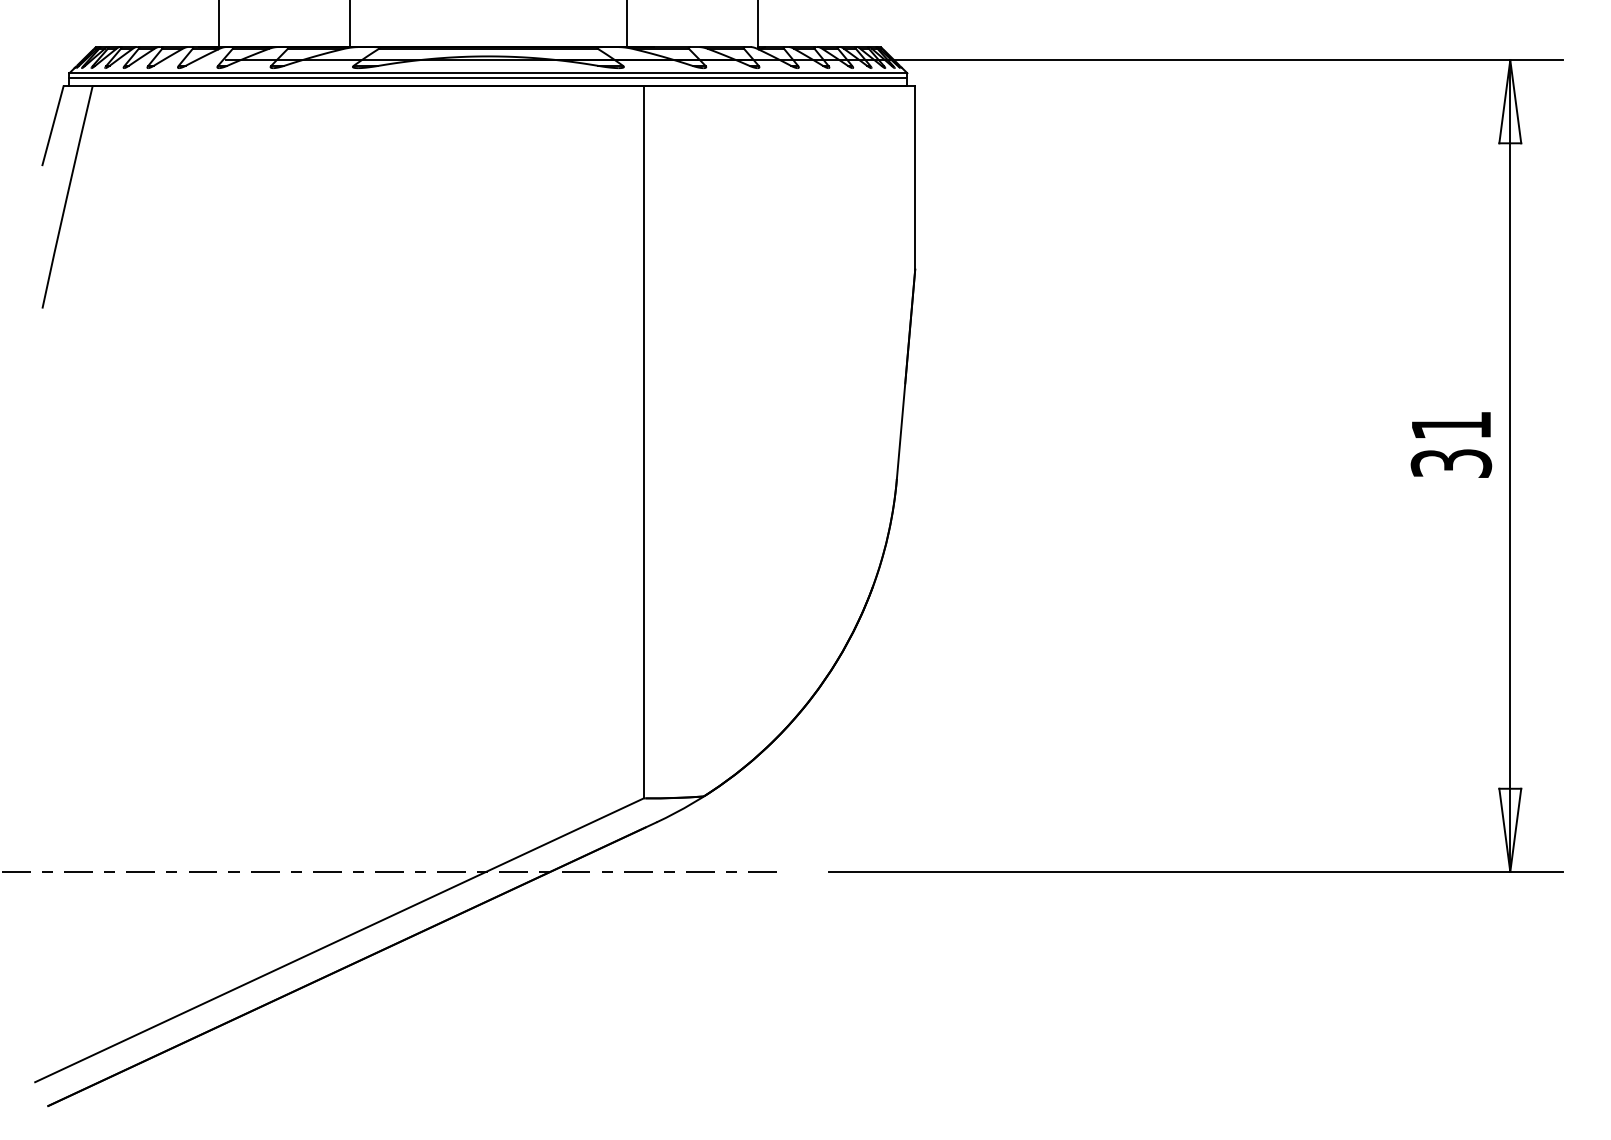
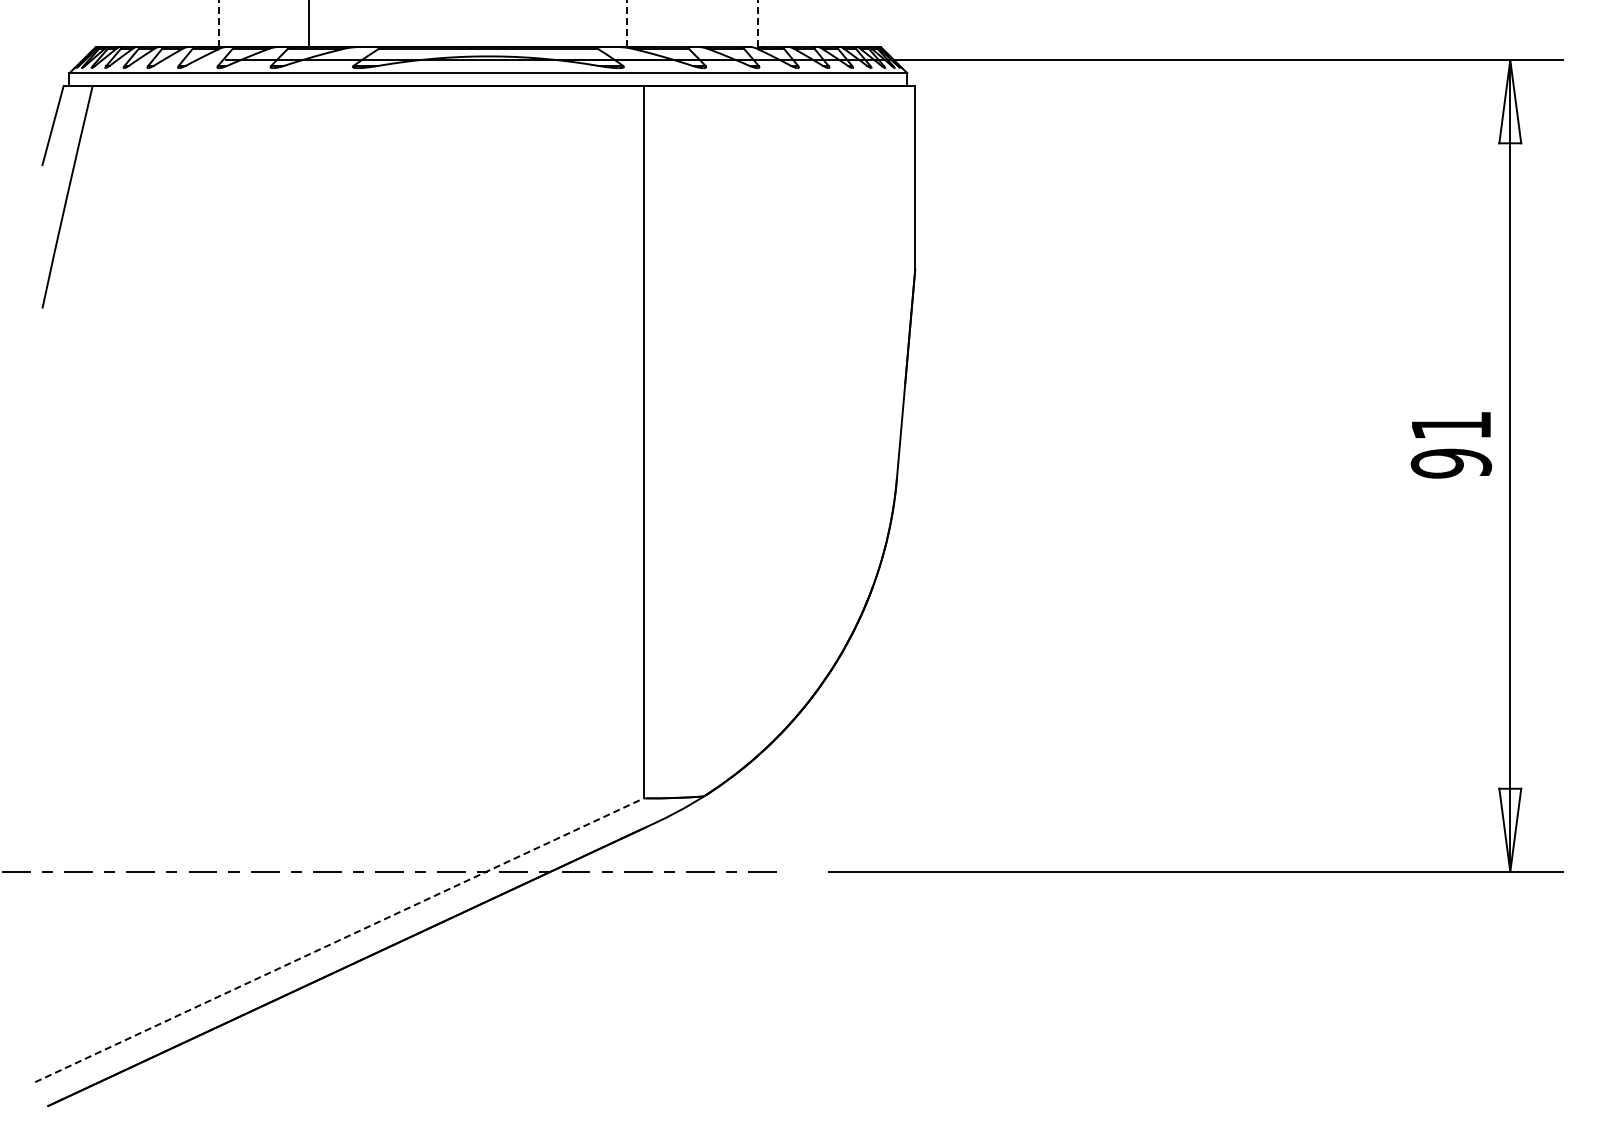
line: solid -> dashed (219, 23)
line: solid -> dashed (626, 23)
line: solid -> dashed (757, 23)
line position: (350, 24) -> (309, 24) (309, 24)
line: present -> none (488, 77)
text: 31 -> 91 (1450, 463)
line: solid -> dashed (339, 940)
